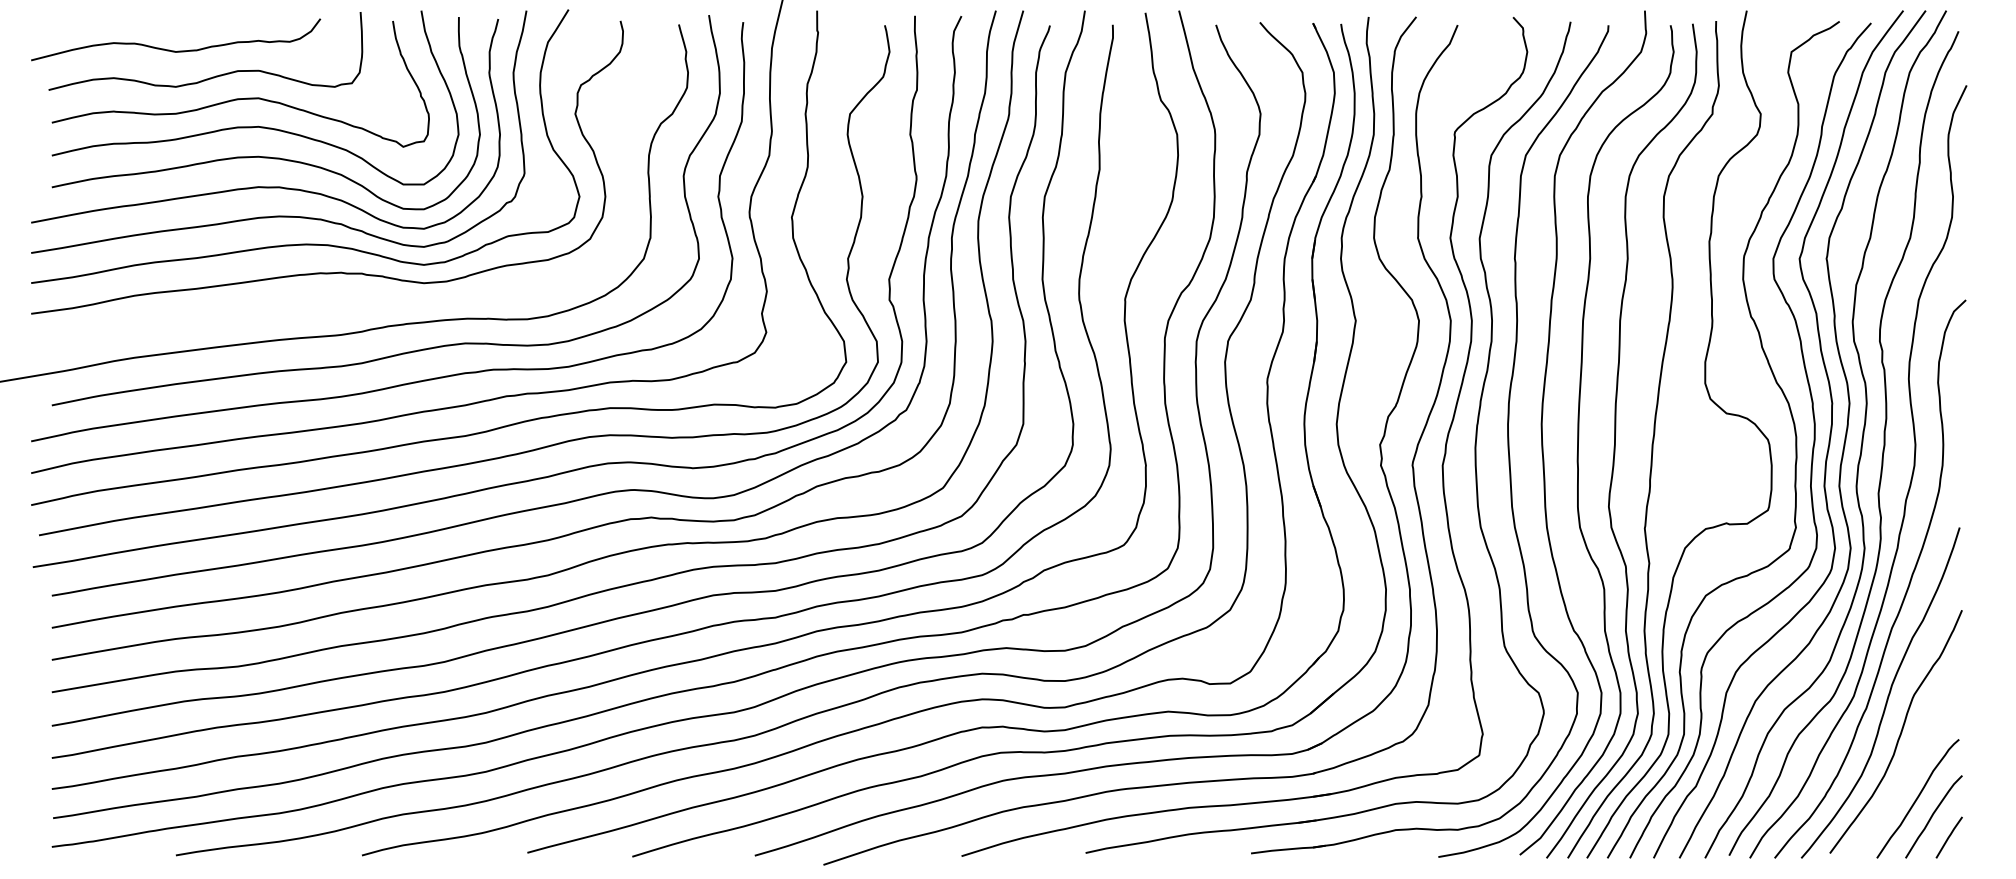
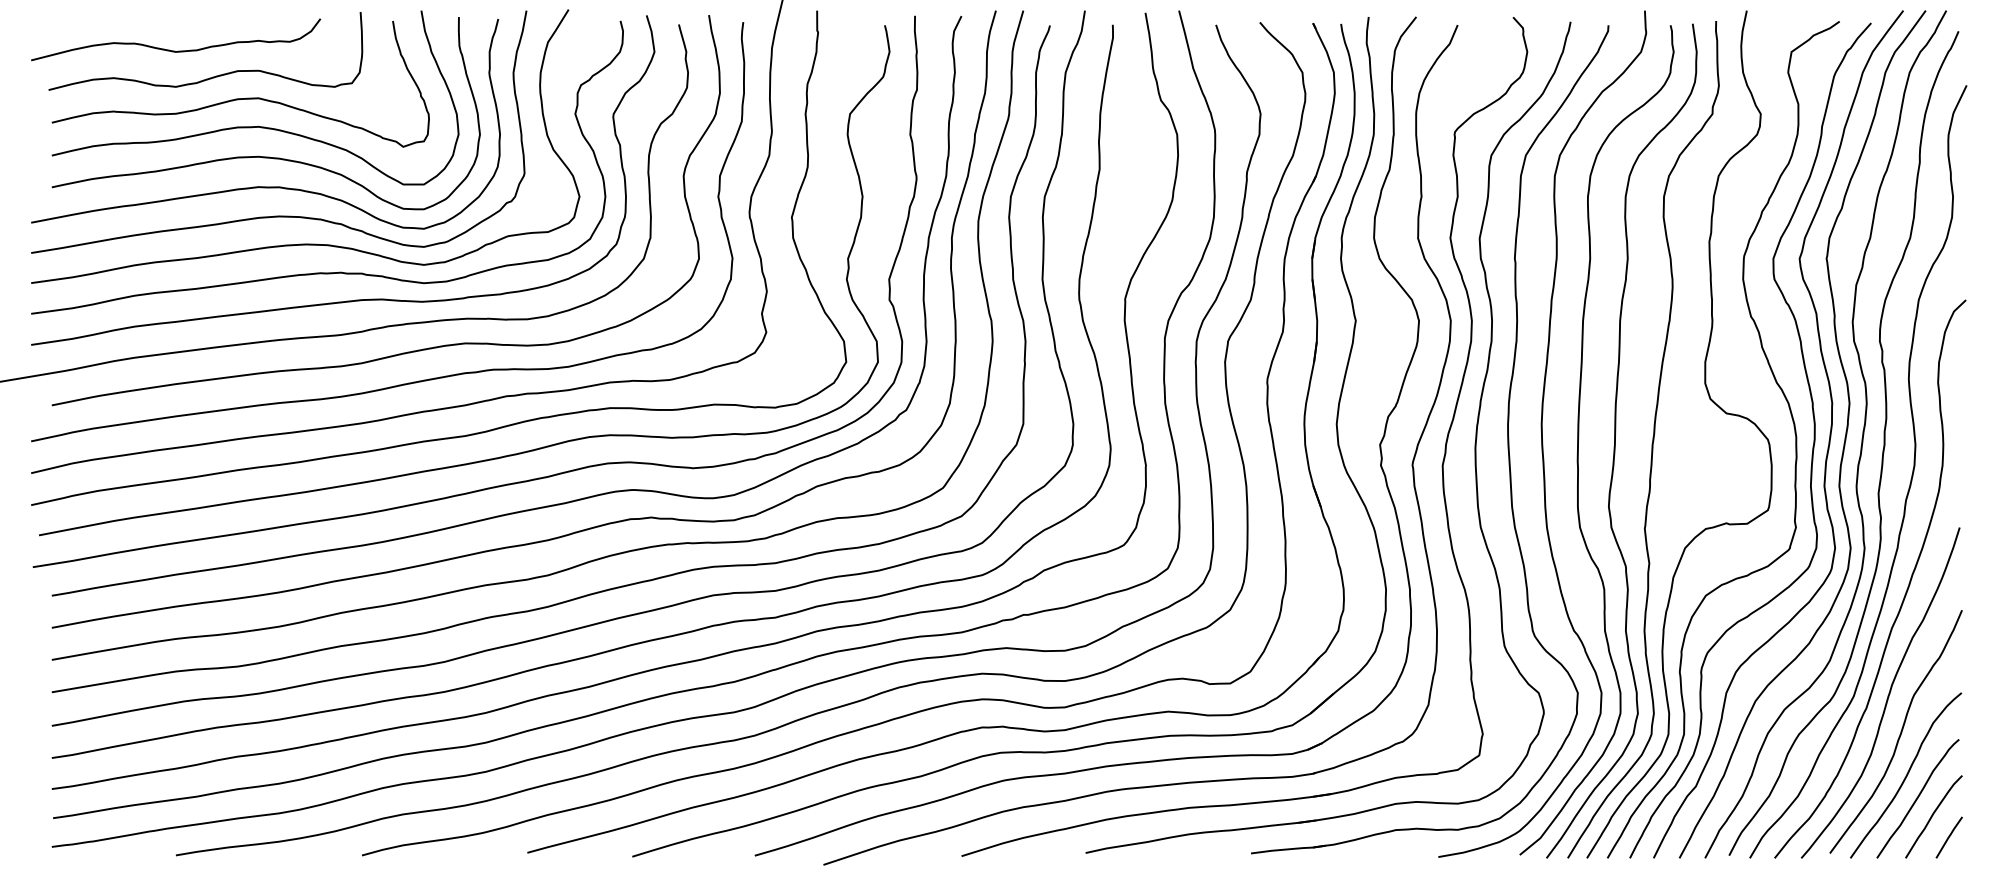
curve: none -> present (355, 299)
curve: none -> present (1906, 775)
